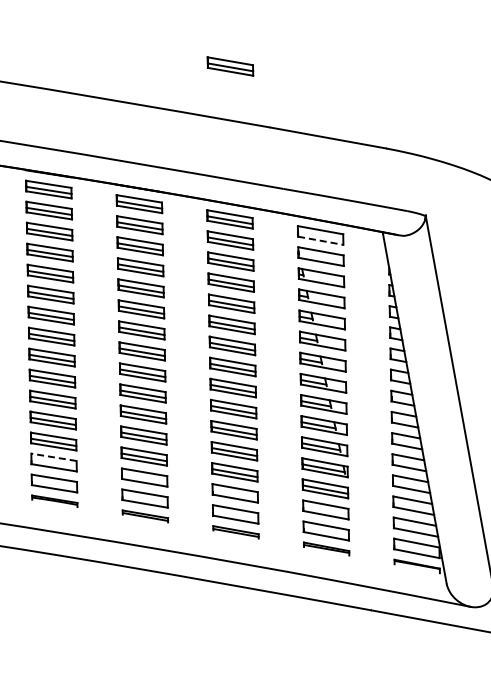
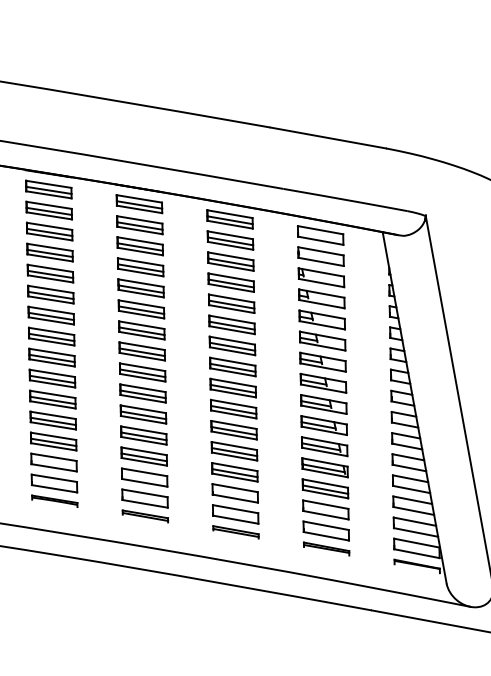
part: present -> none (230, 66)
line: dashed -> solid (321, 240)
line: dashed -> solid (53, 457)
